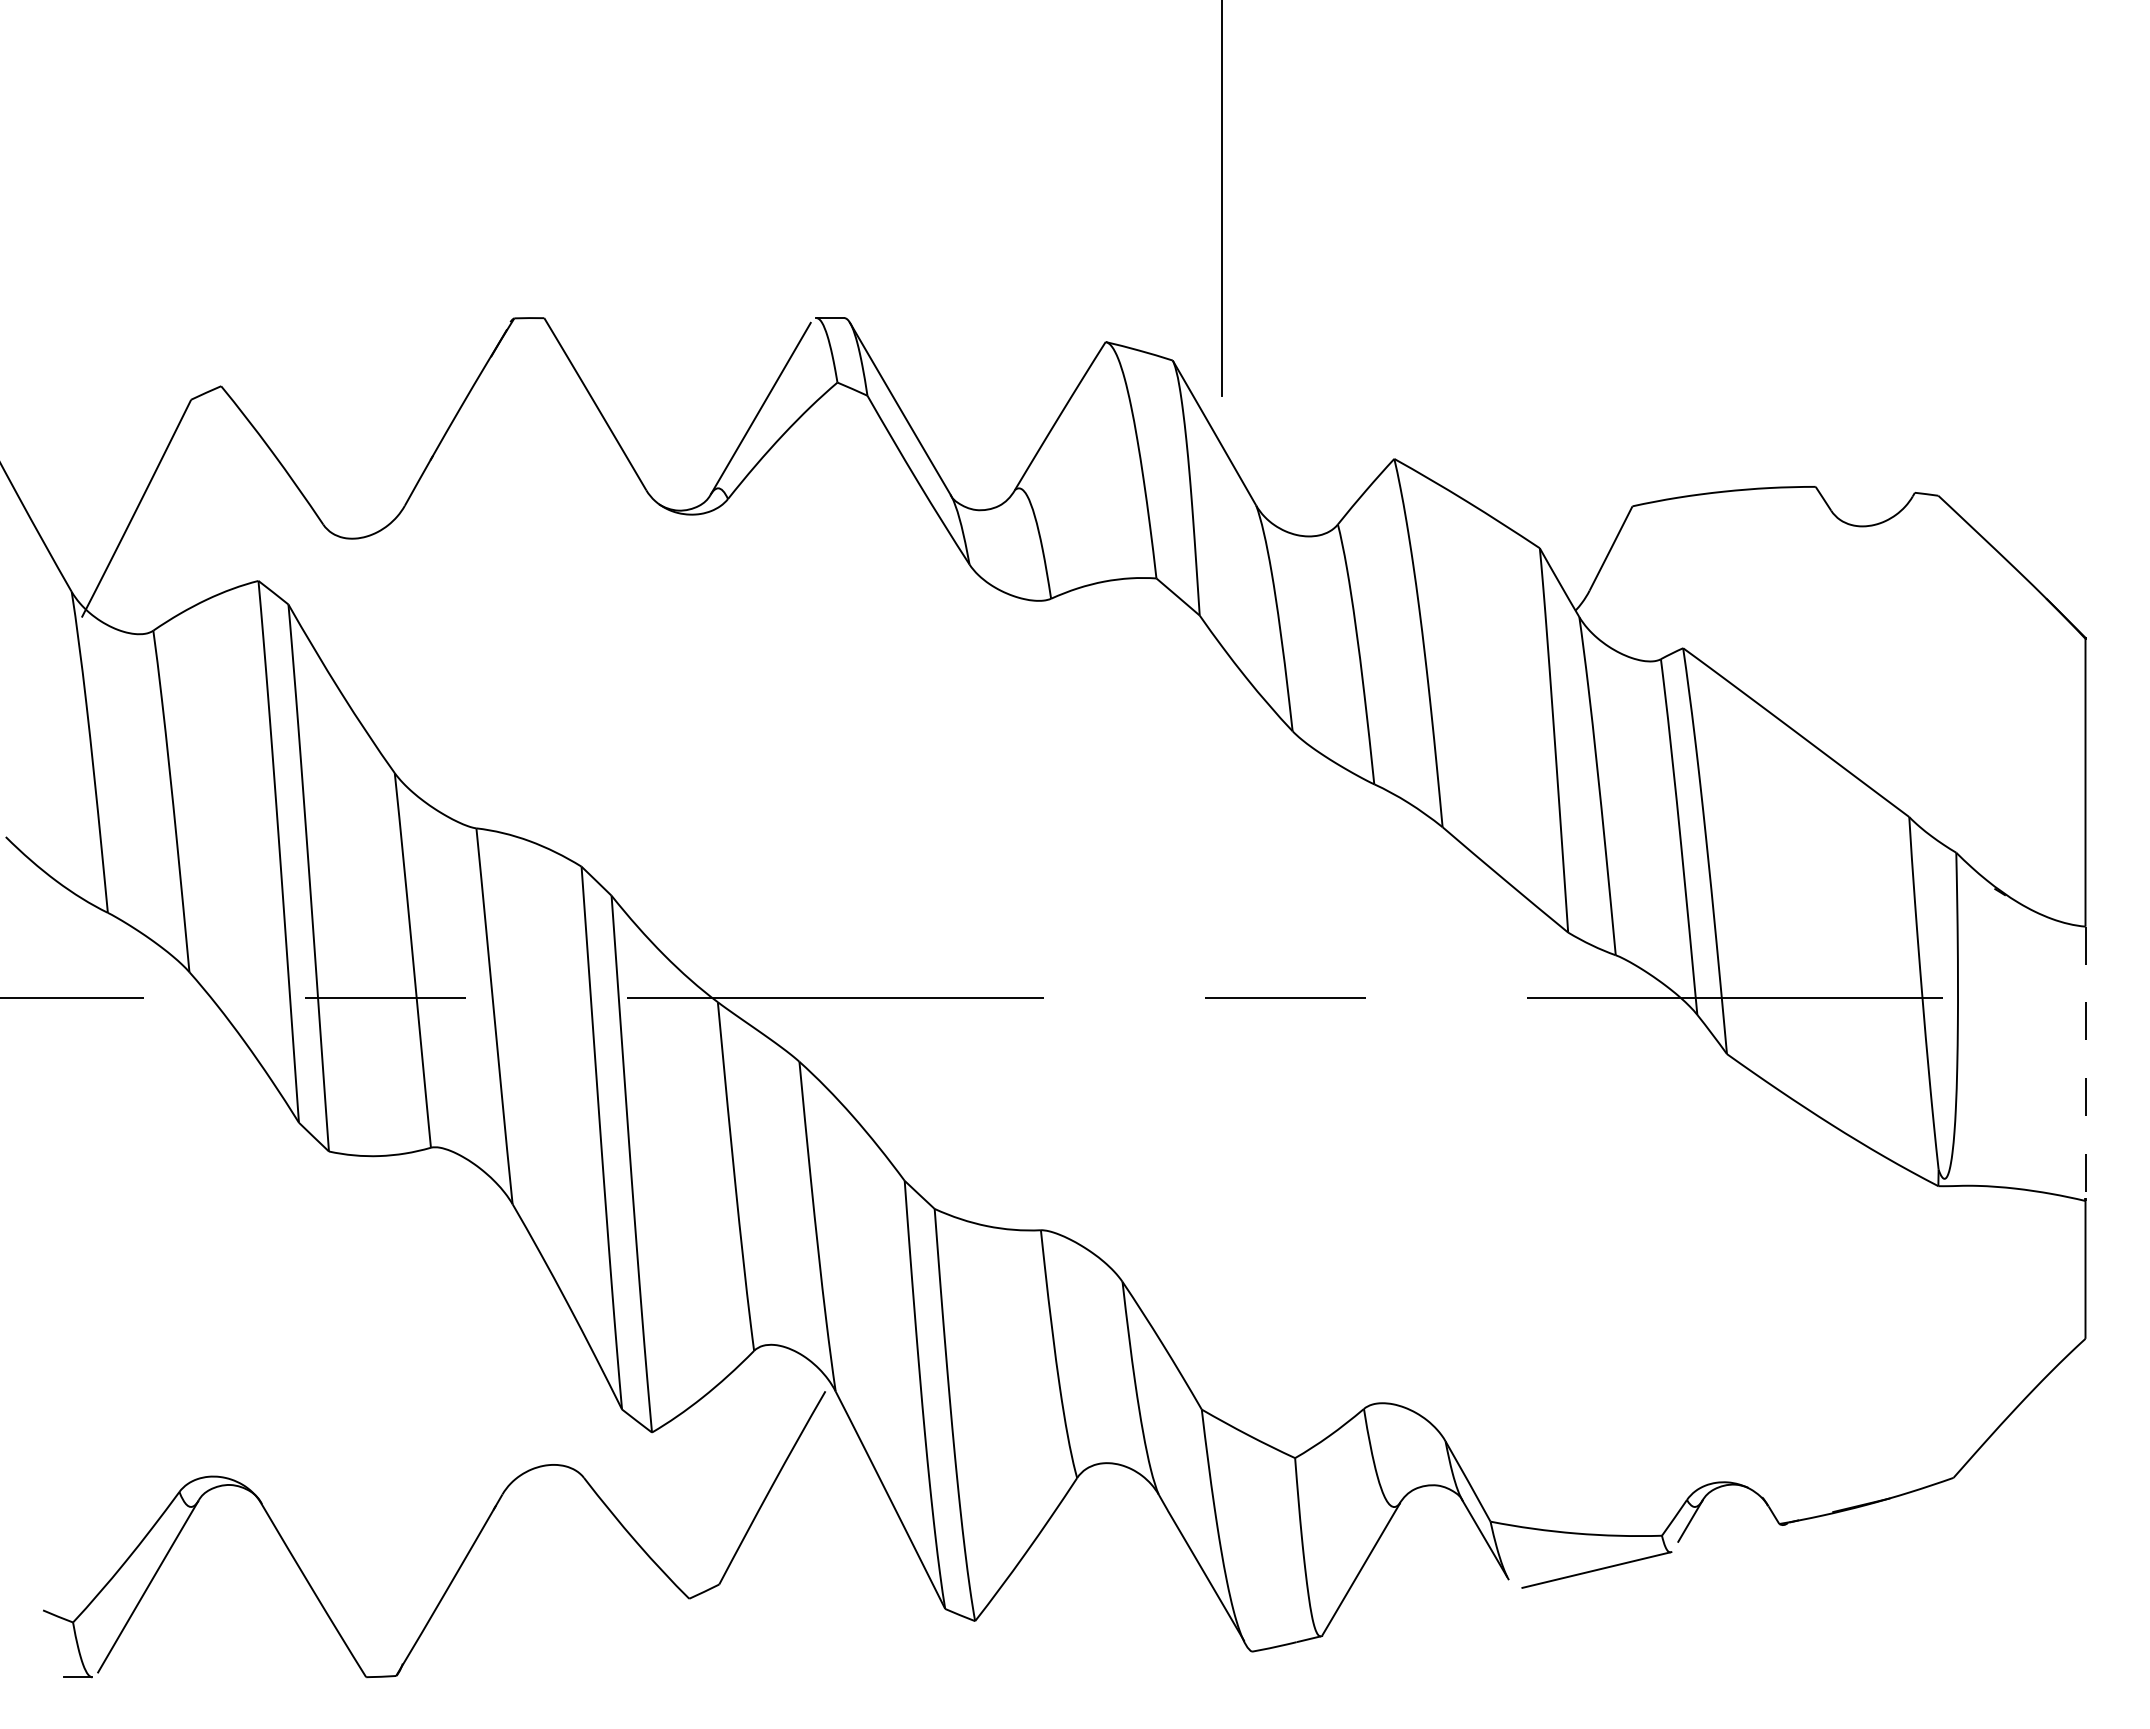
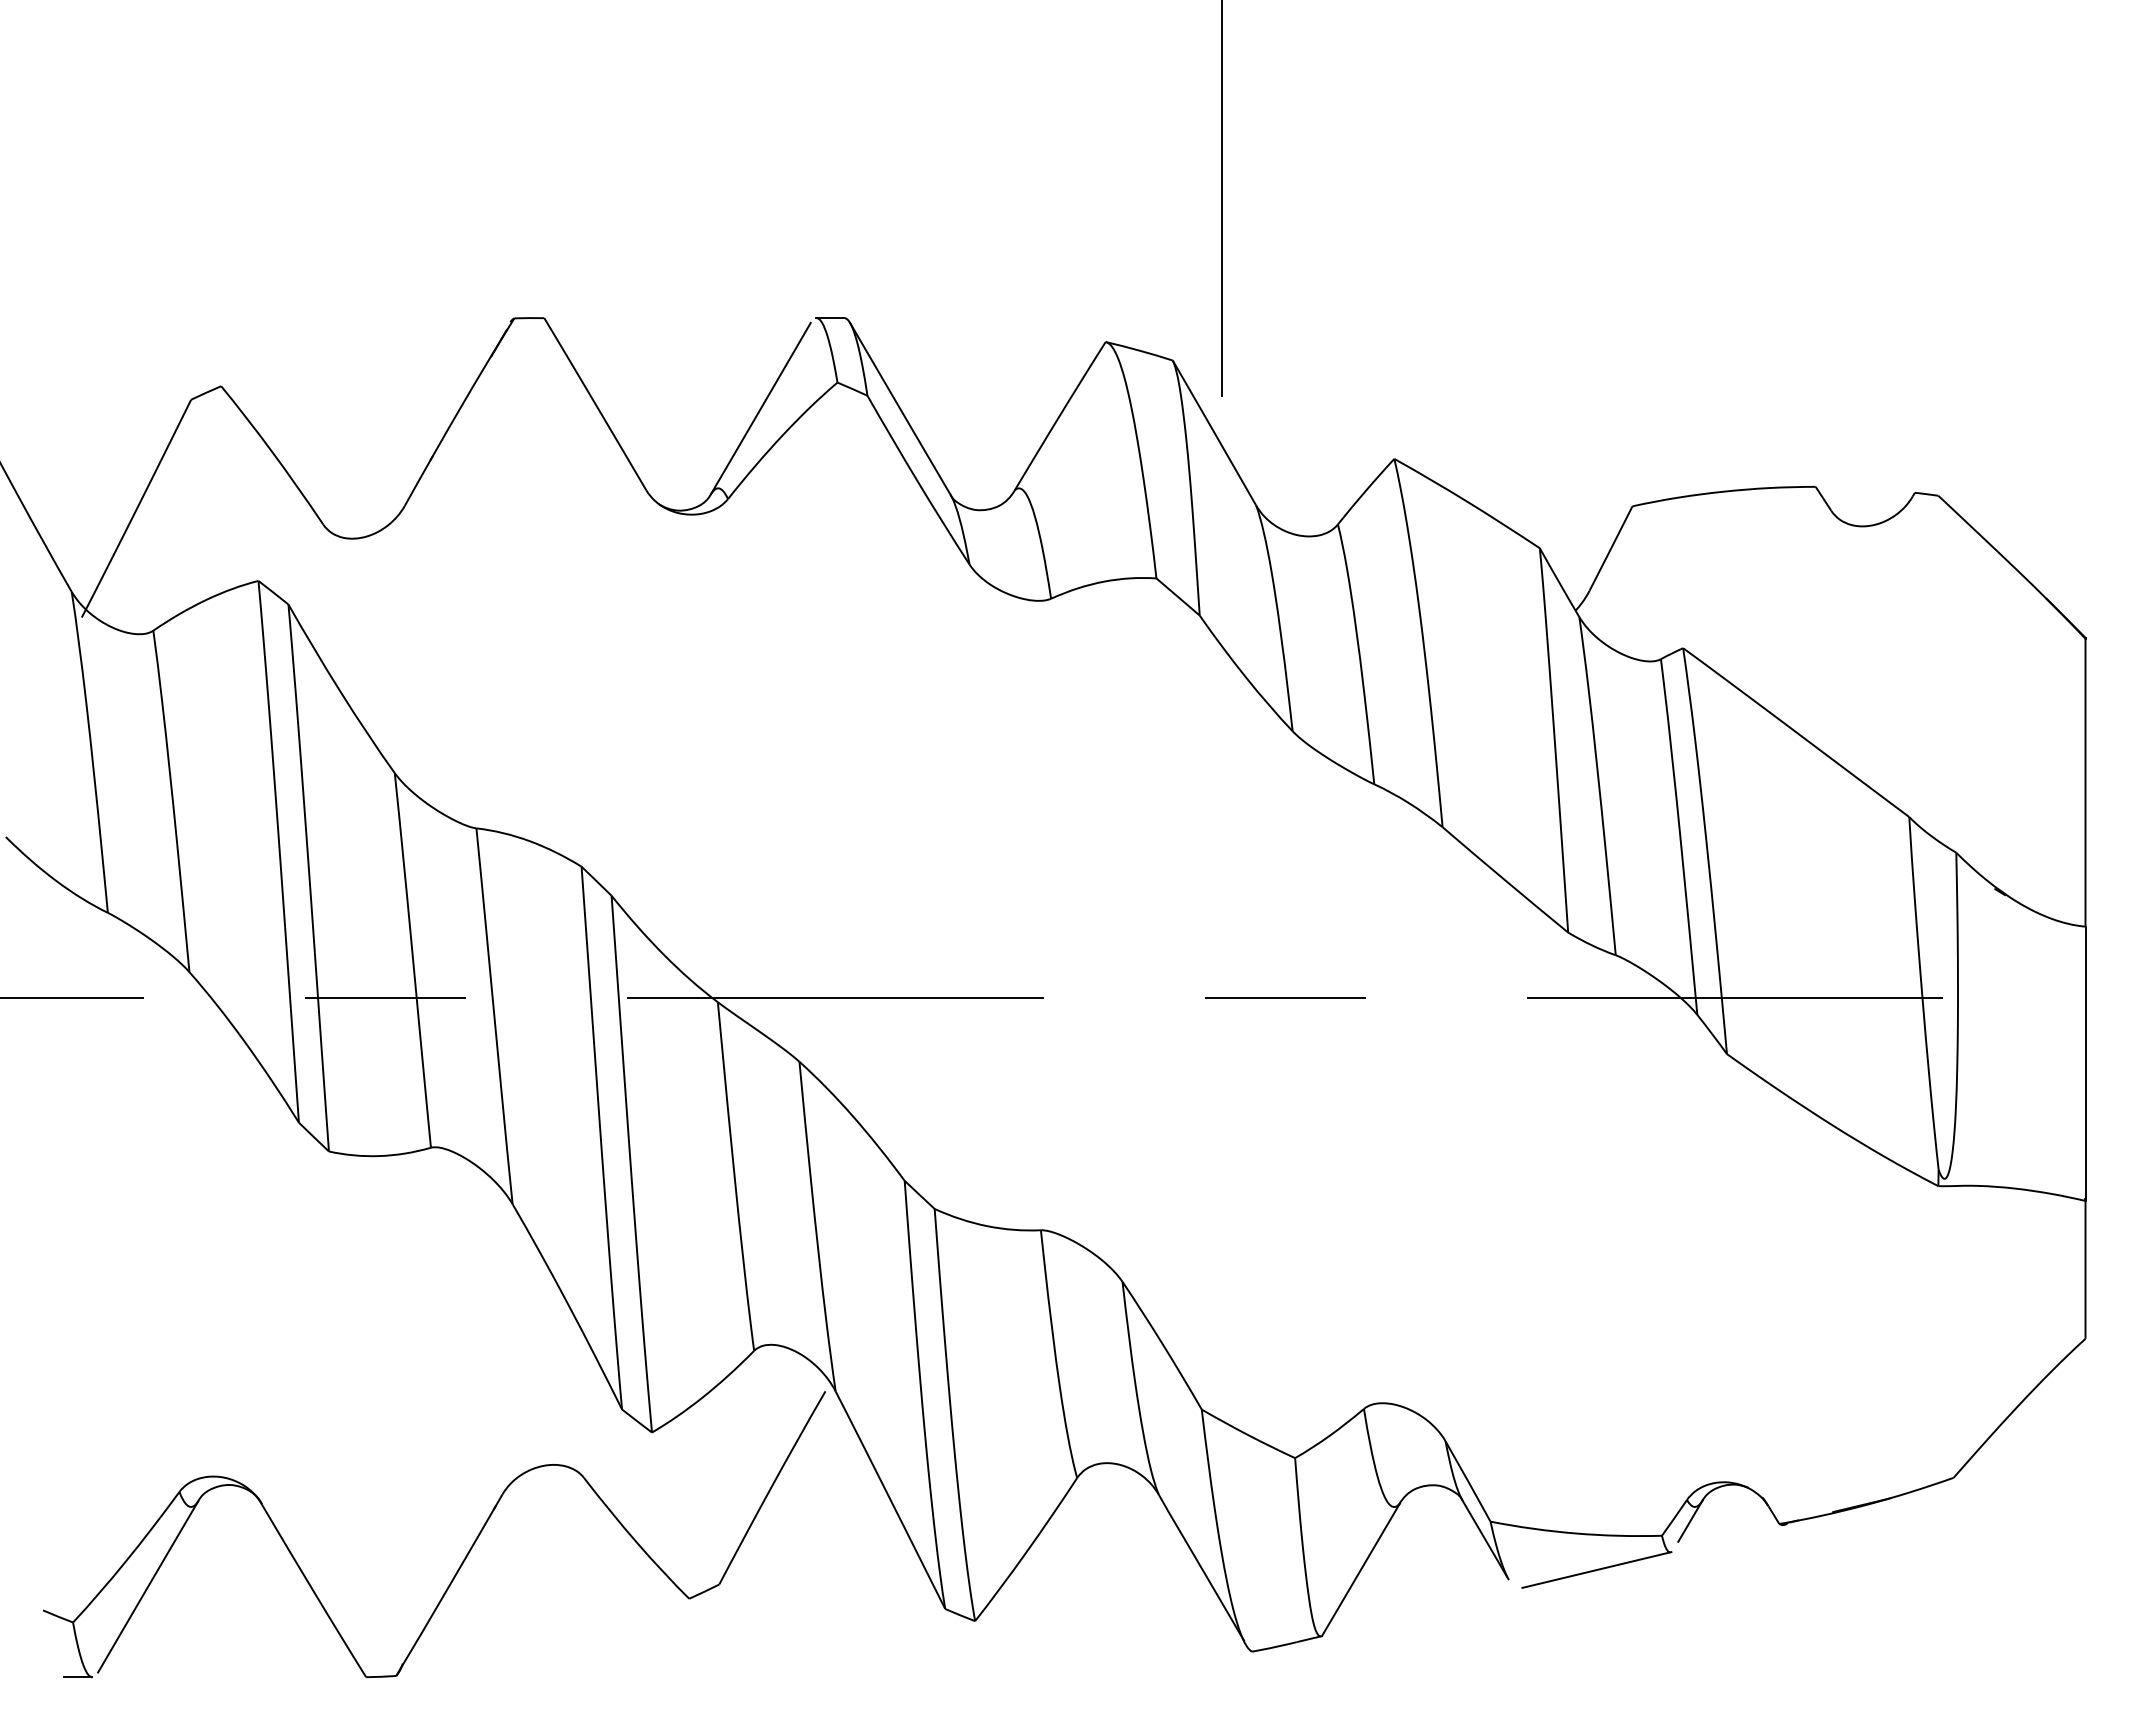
line: dashed -> solid (2085, 1064)
